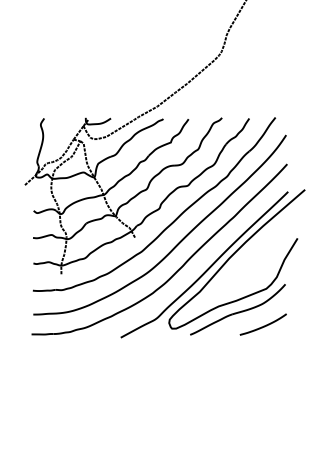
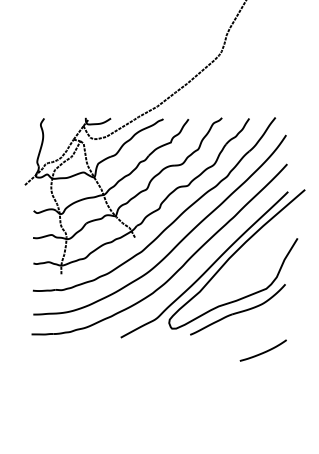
curve position: (263, 325) -> (263, 351) (263, 351)
